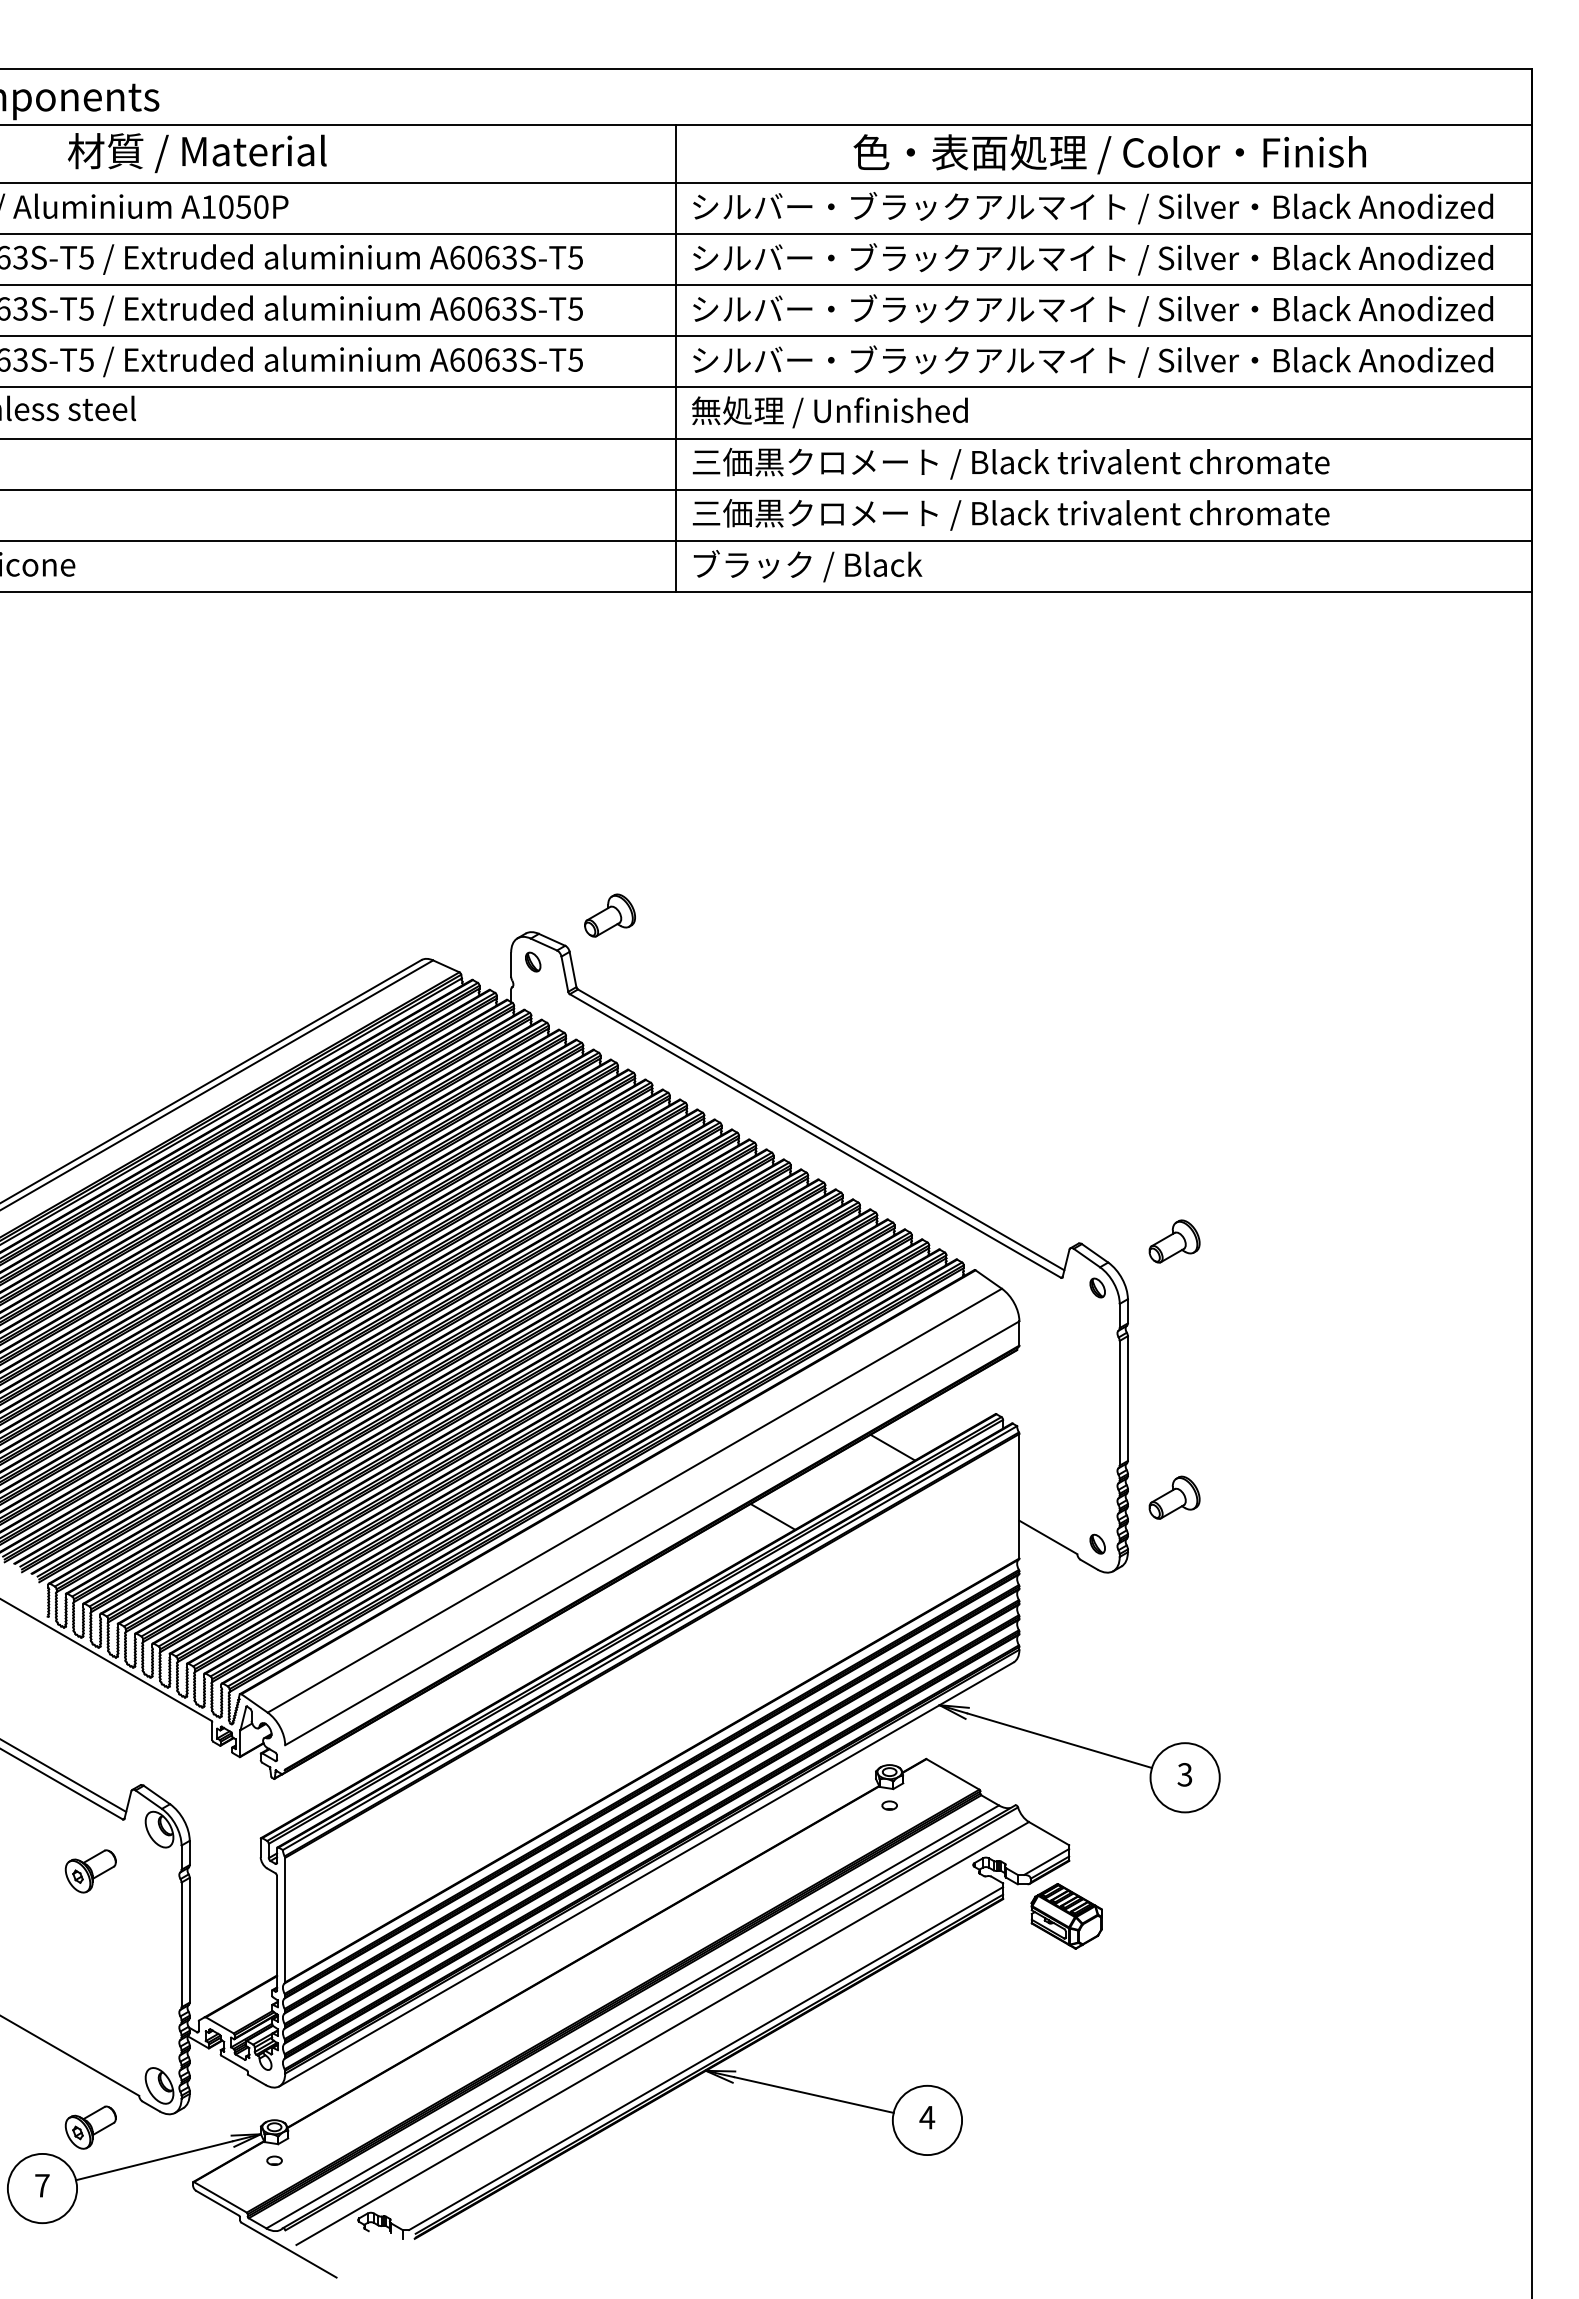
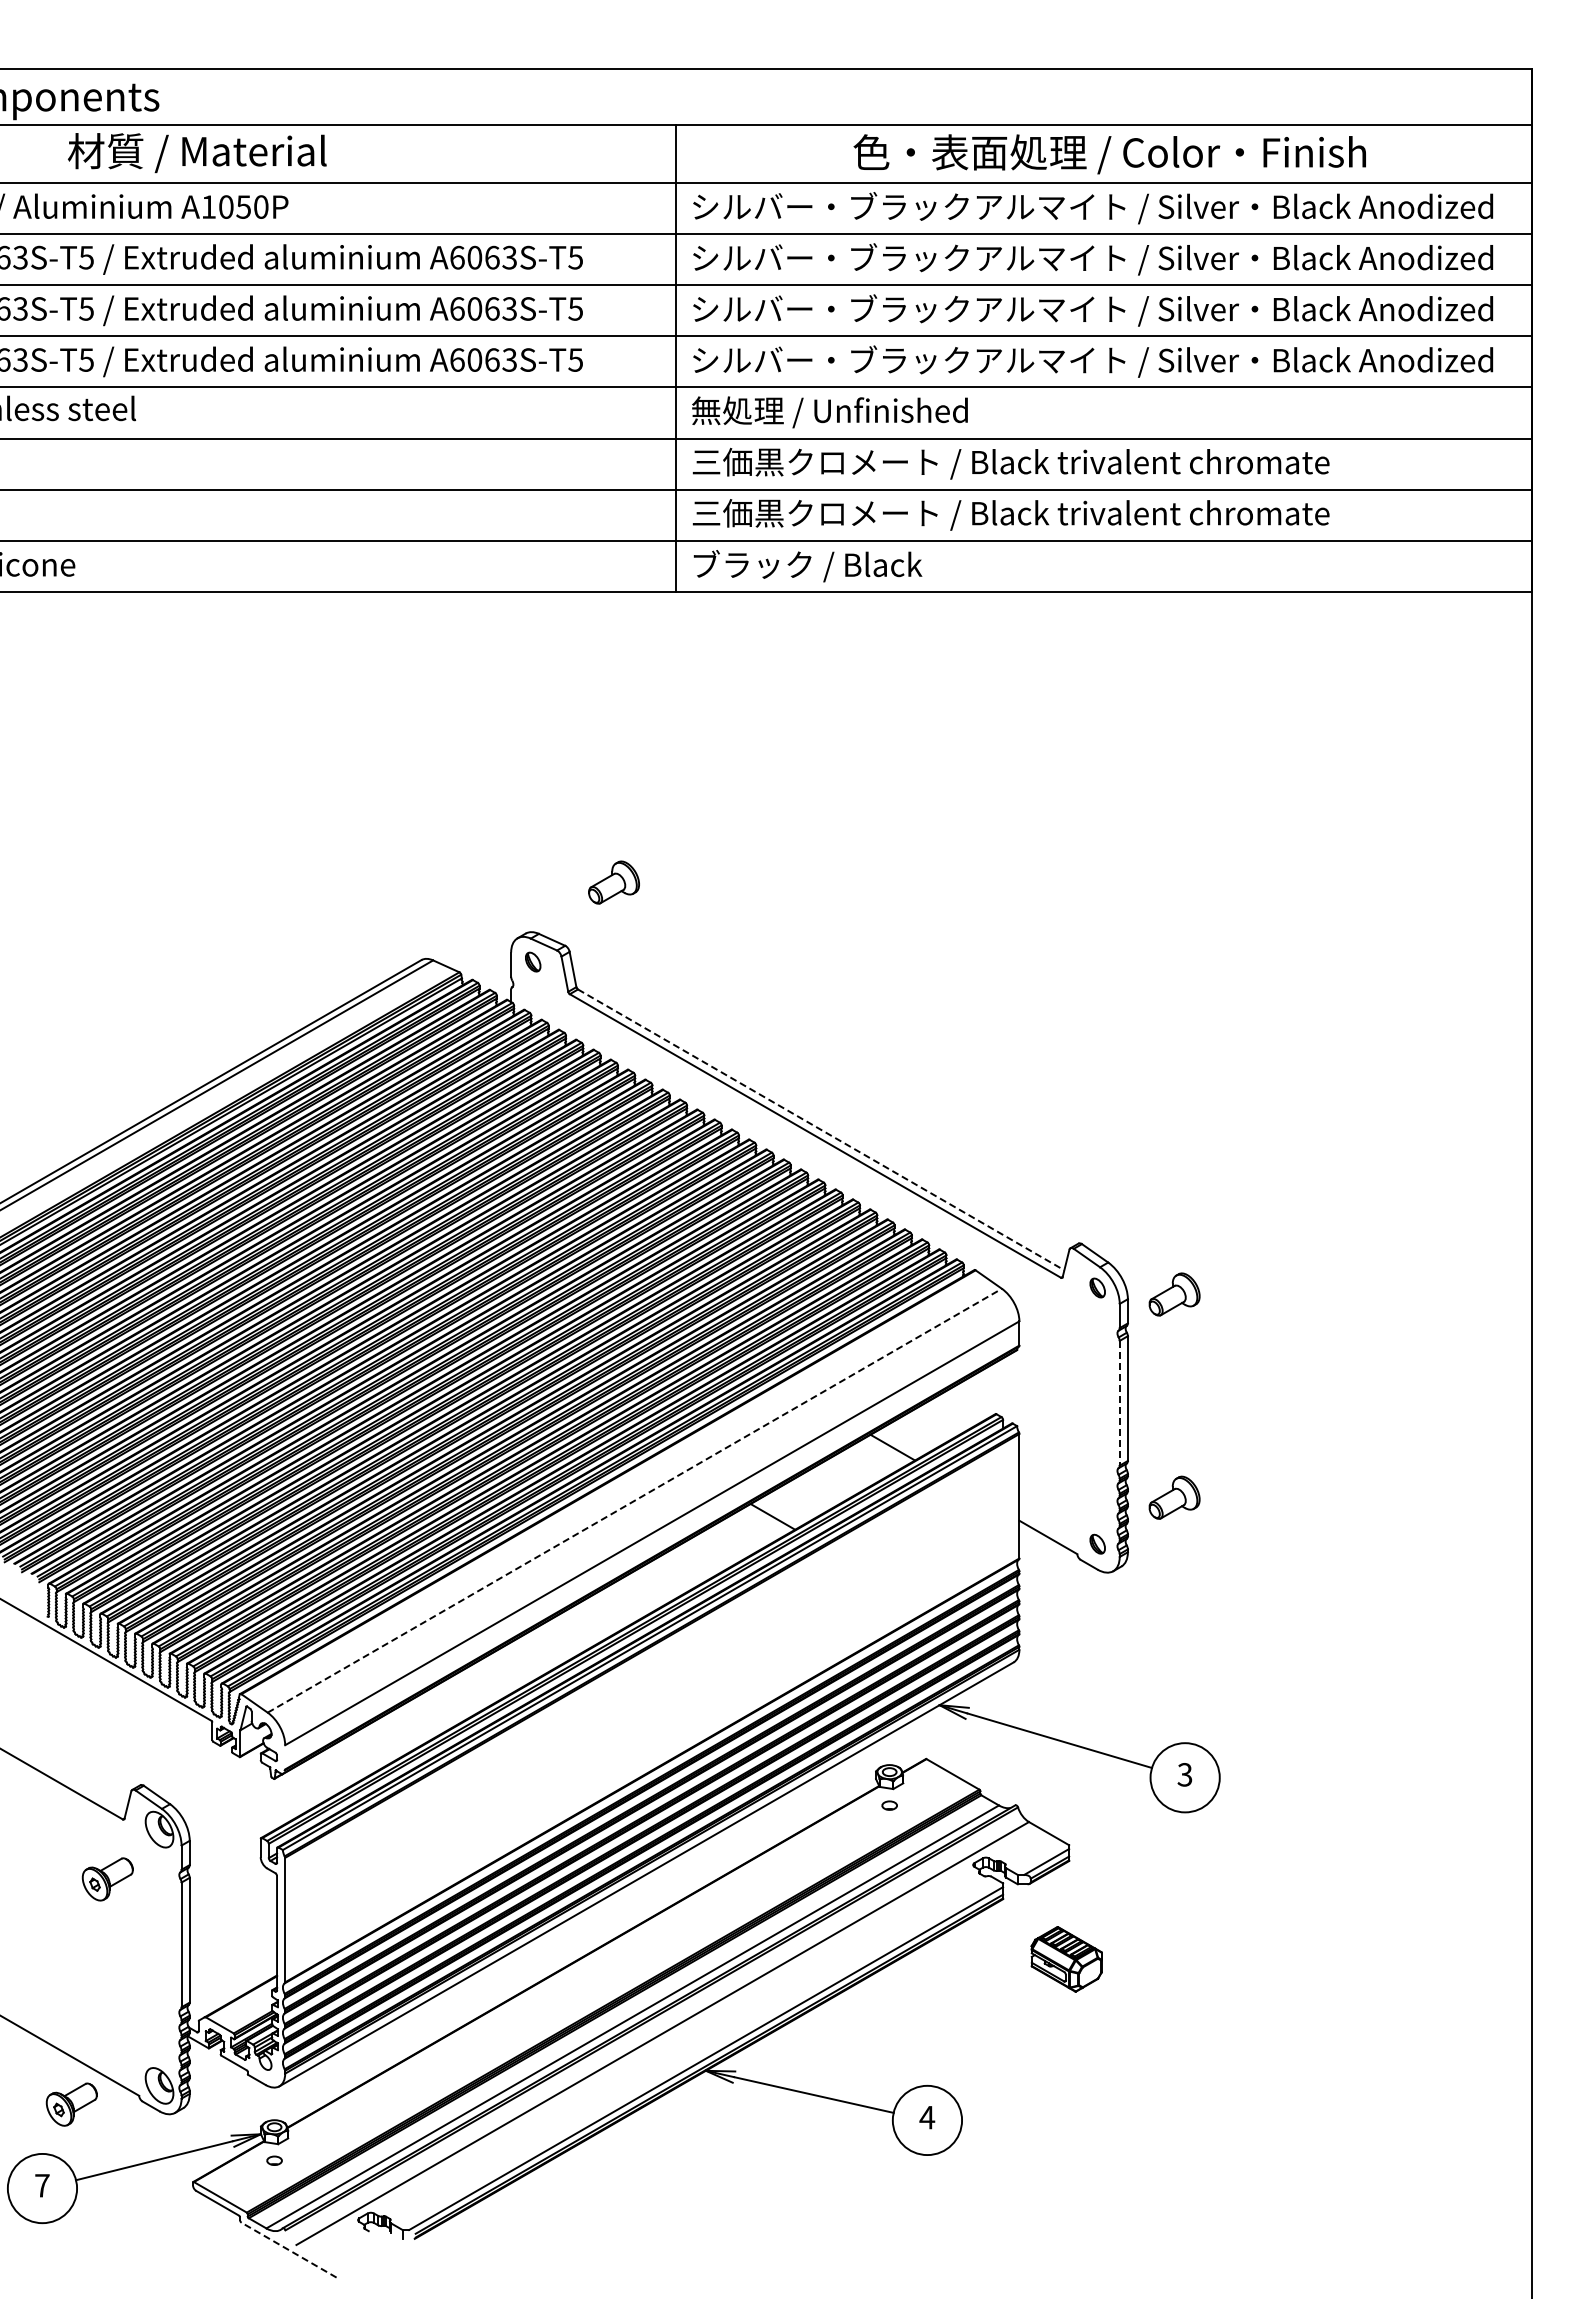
part position: (609, 915) -> (613, 882) (613, 882)
line: solid -> dashed (821, 1129)
part position: (1174, 1241) -> (1174, 1294) (1174, 1294)
line: solid -> dashed (1119, 1403)
line: solid -> dashed (634, 1500)
line: present -> none (64, 1775)
part position: (90, 1871) -> (107, 1879) (107, 1879)
part position: (1066, 1916) -> (1066, 1959) (1066, 1959)
part position: (90, 2127) -> (71, 2104) (71, 2104)
line: solid -> dashed (289, 2250)
